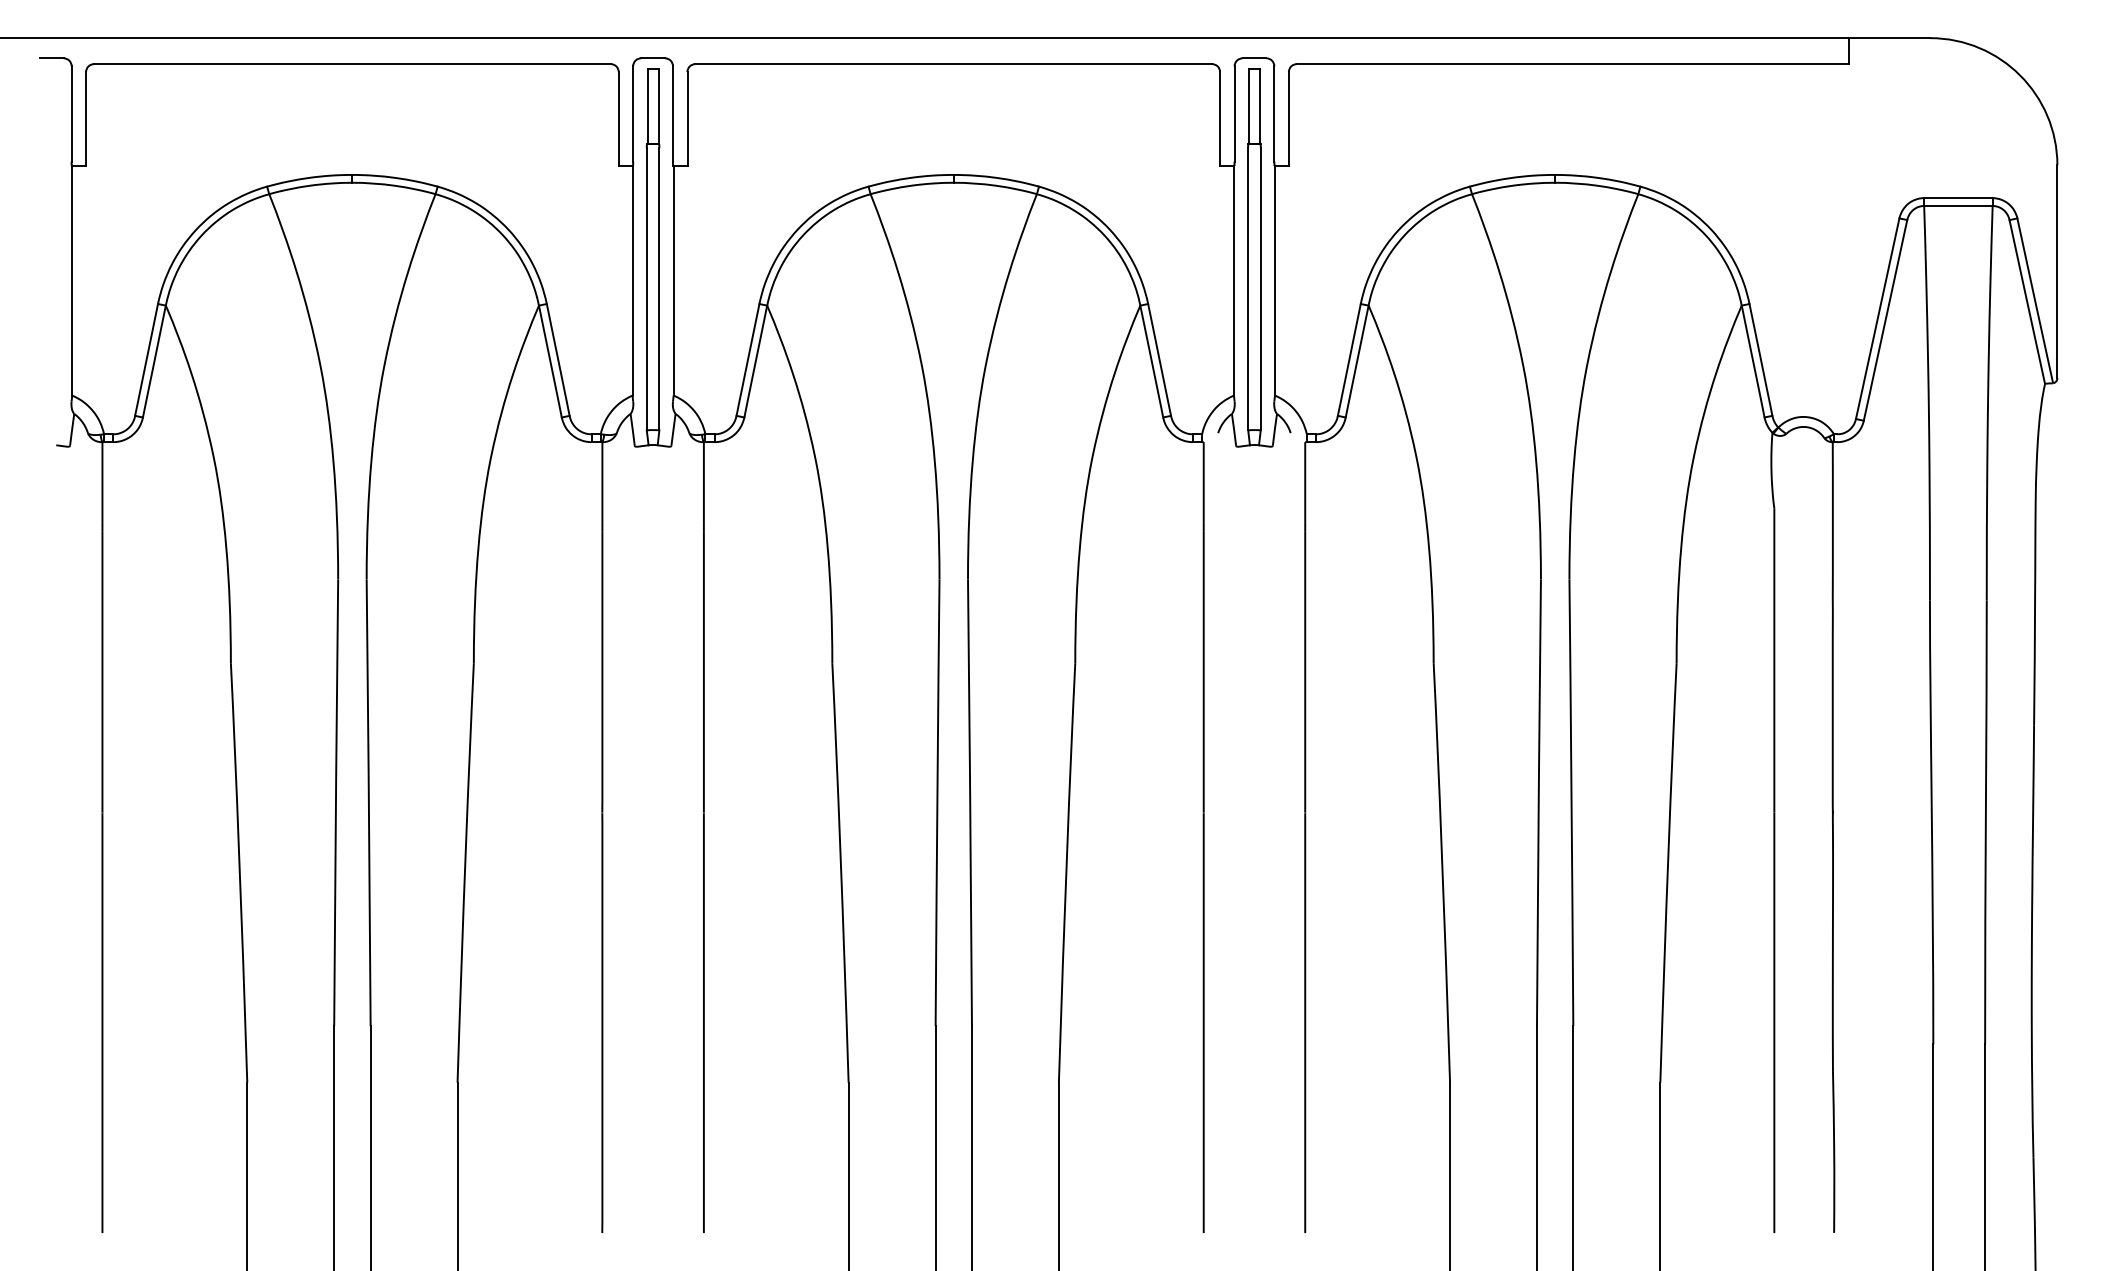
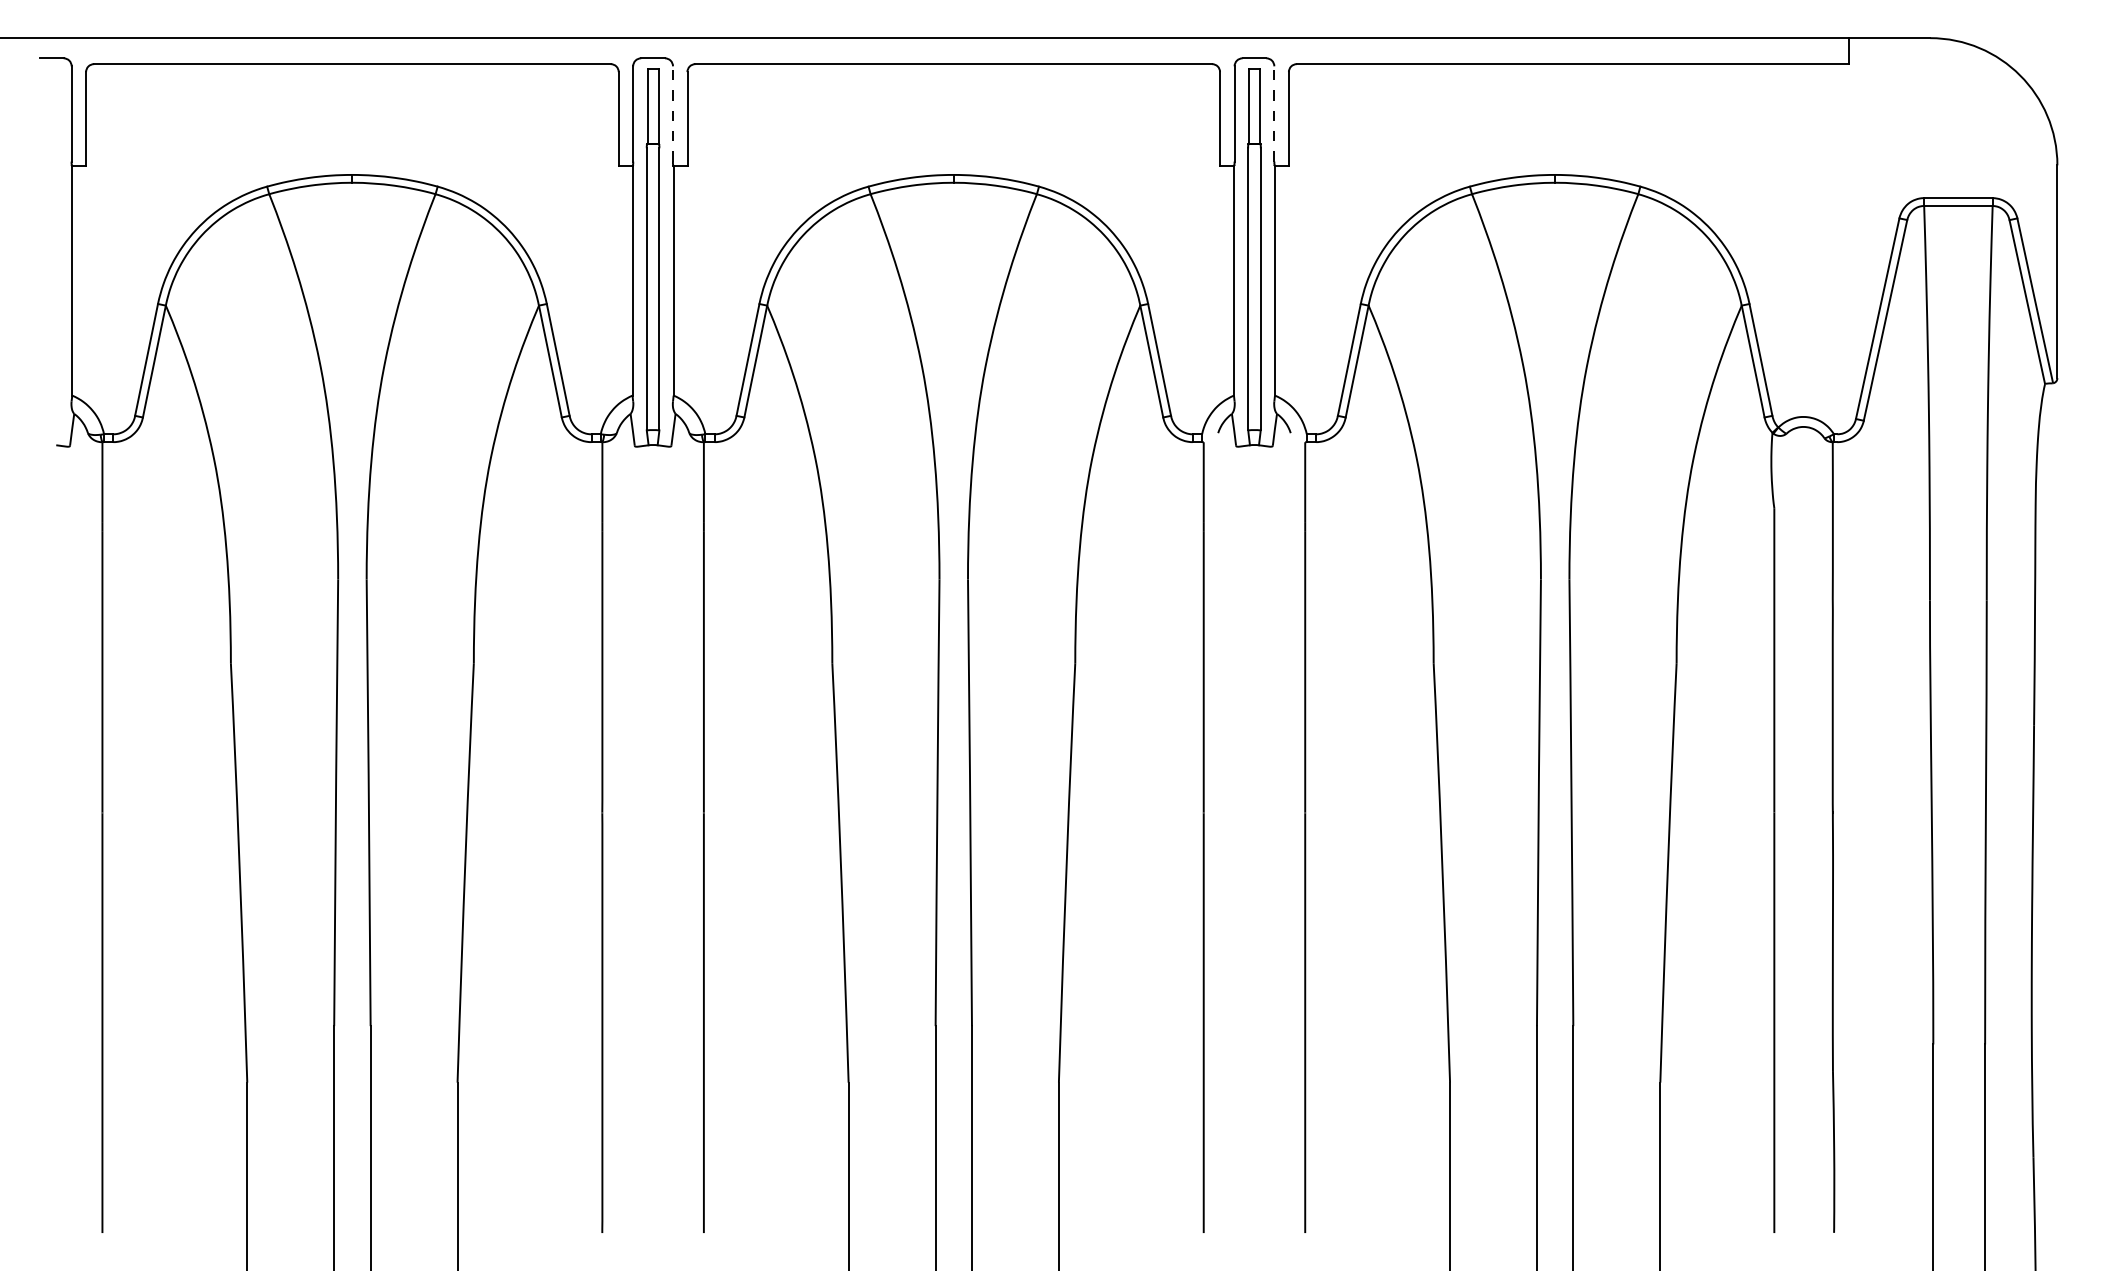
line: solid -> dashed (673, 113)
line: solid -> dashed (1274, 113)
